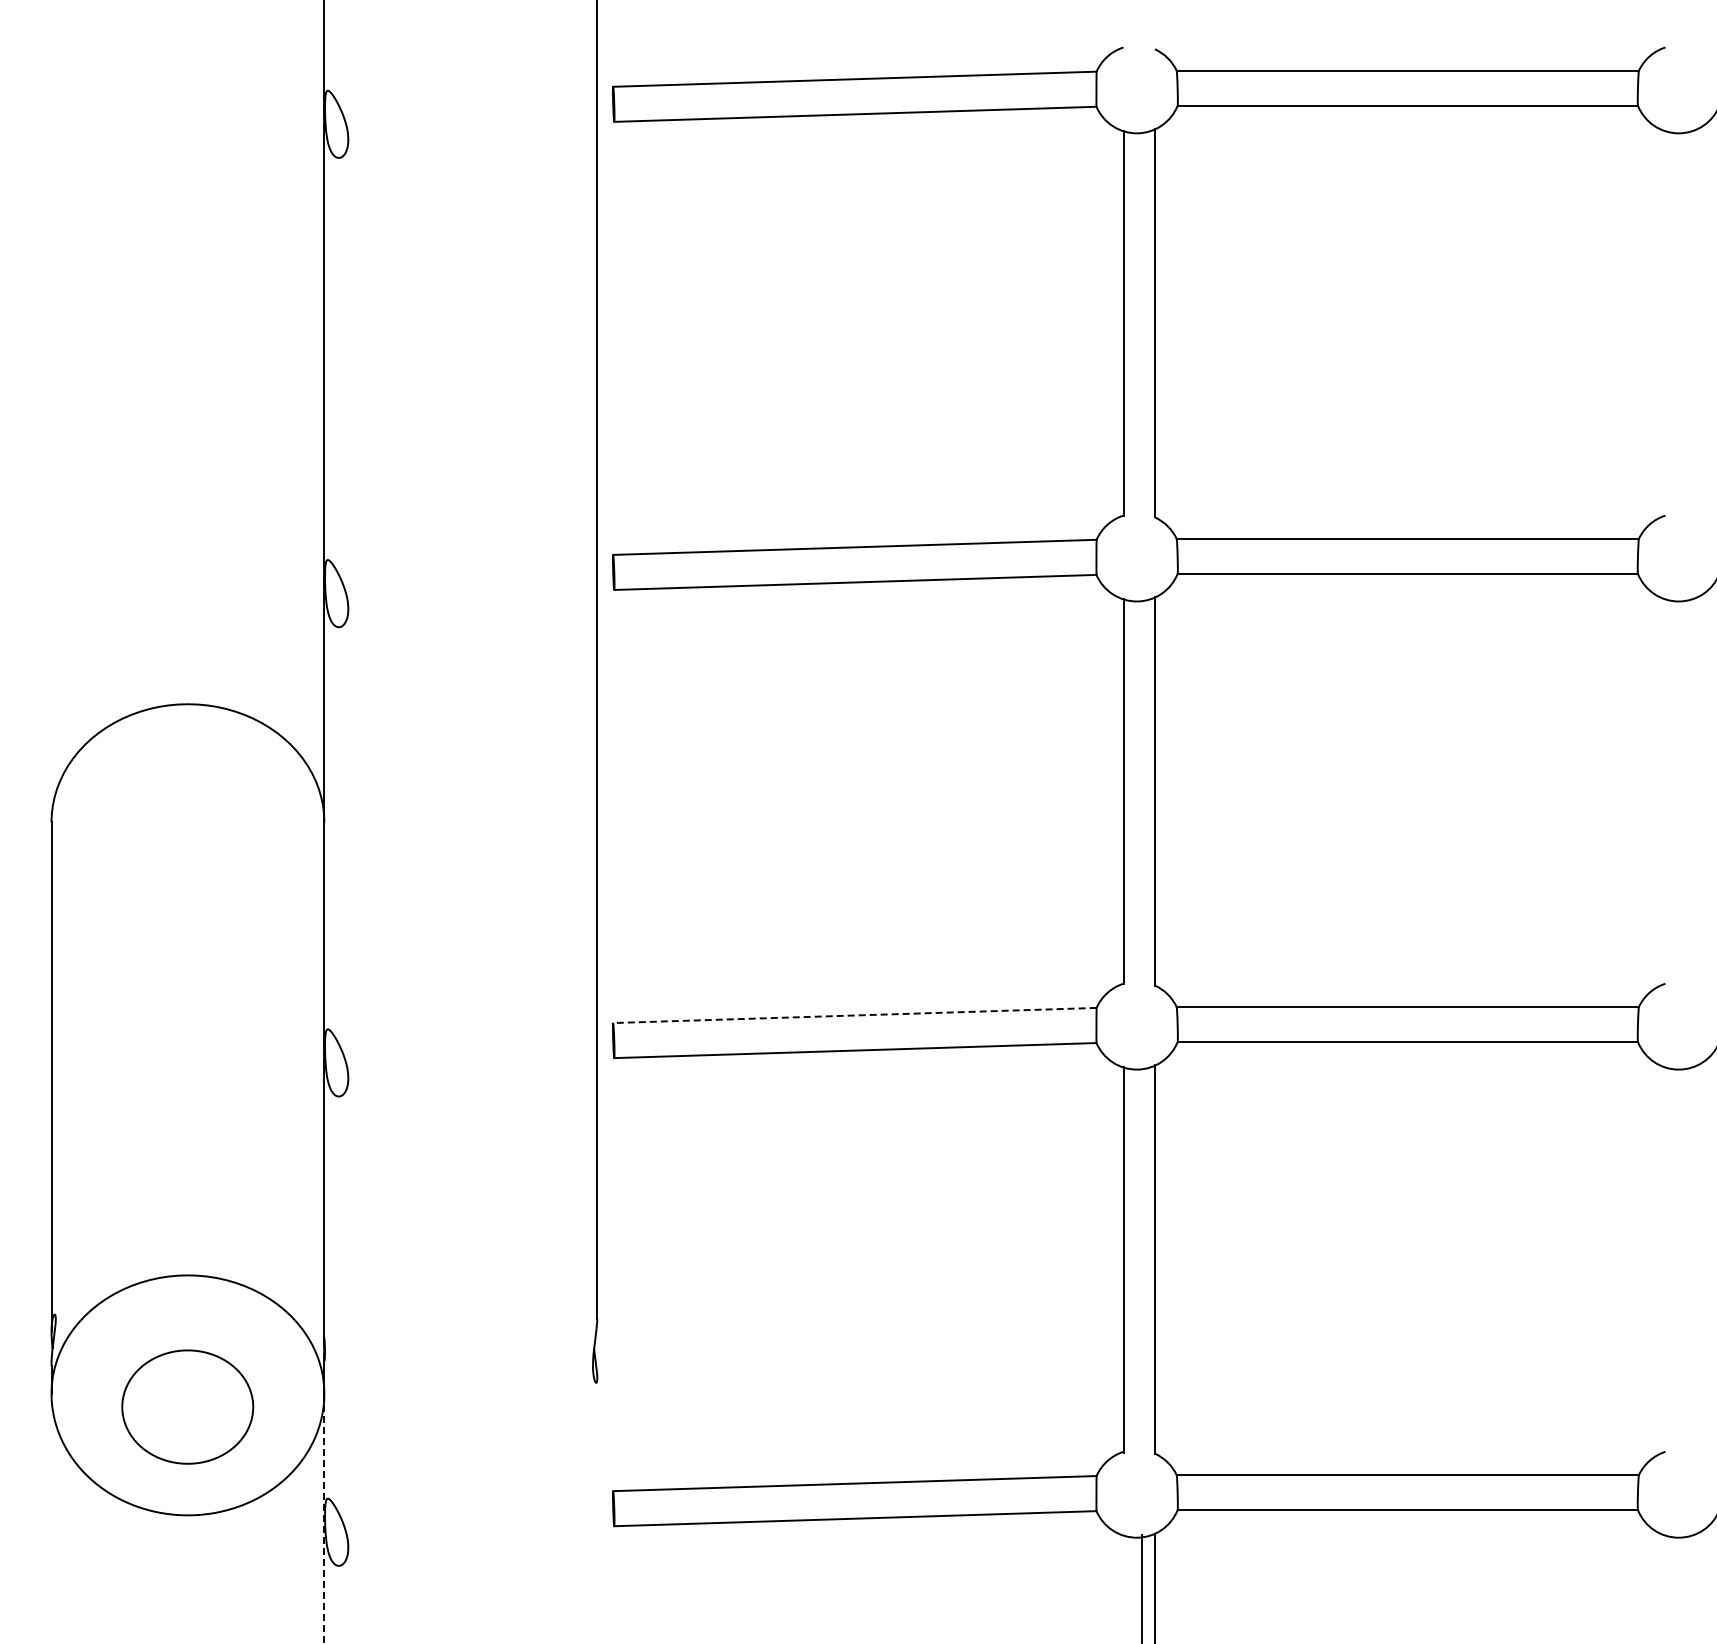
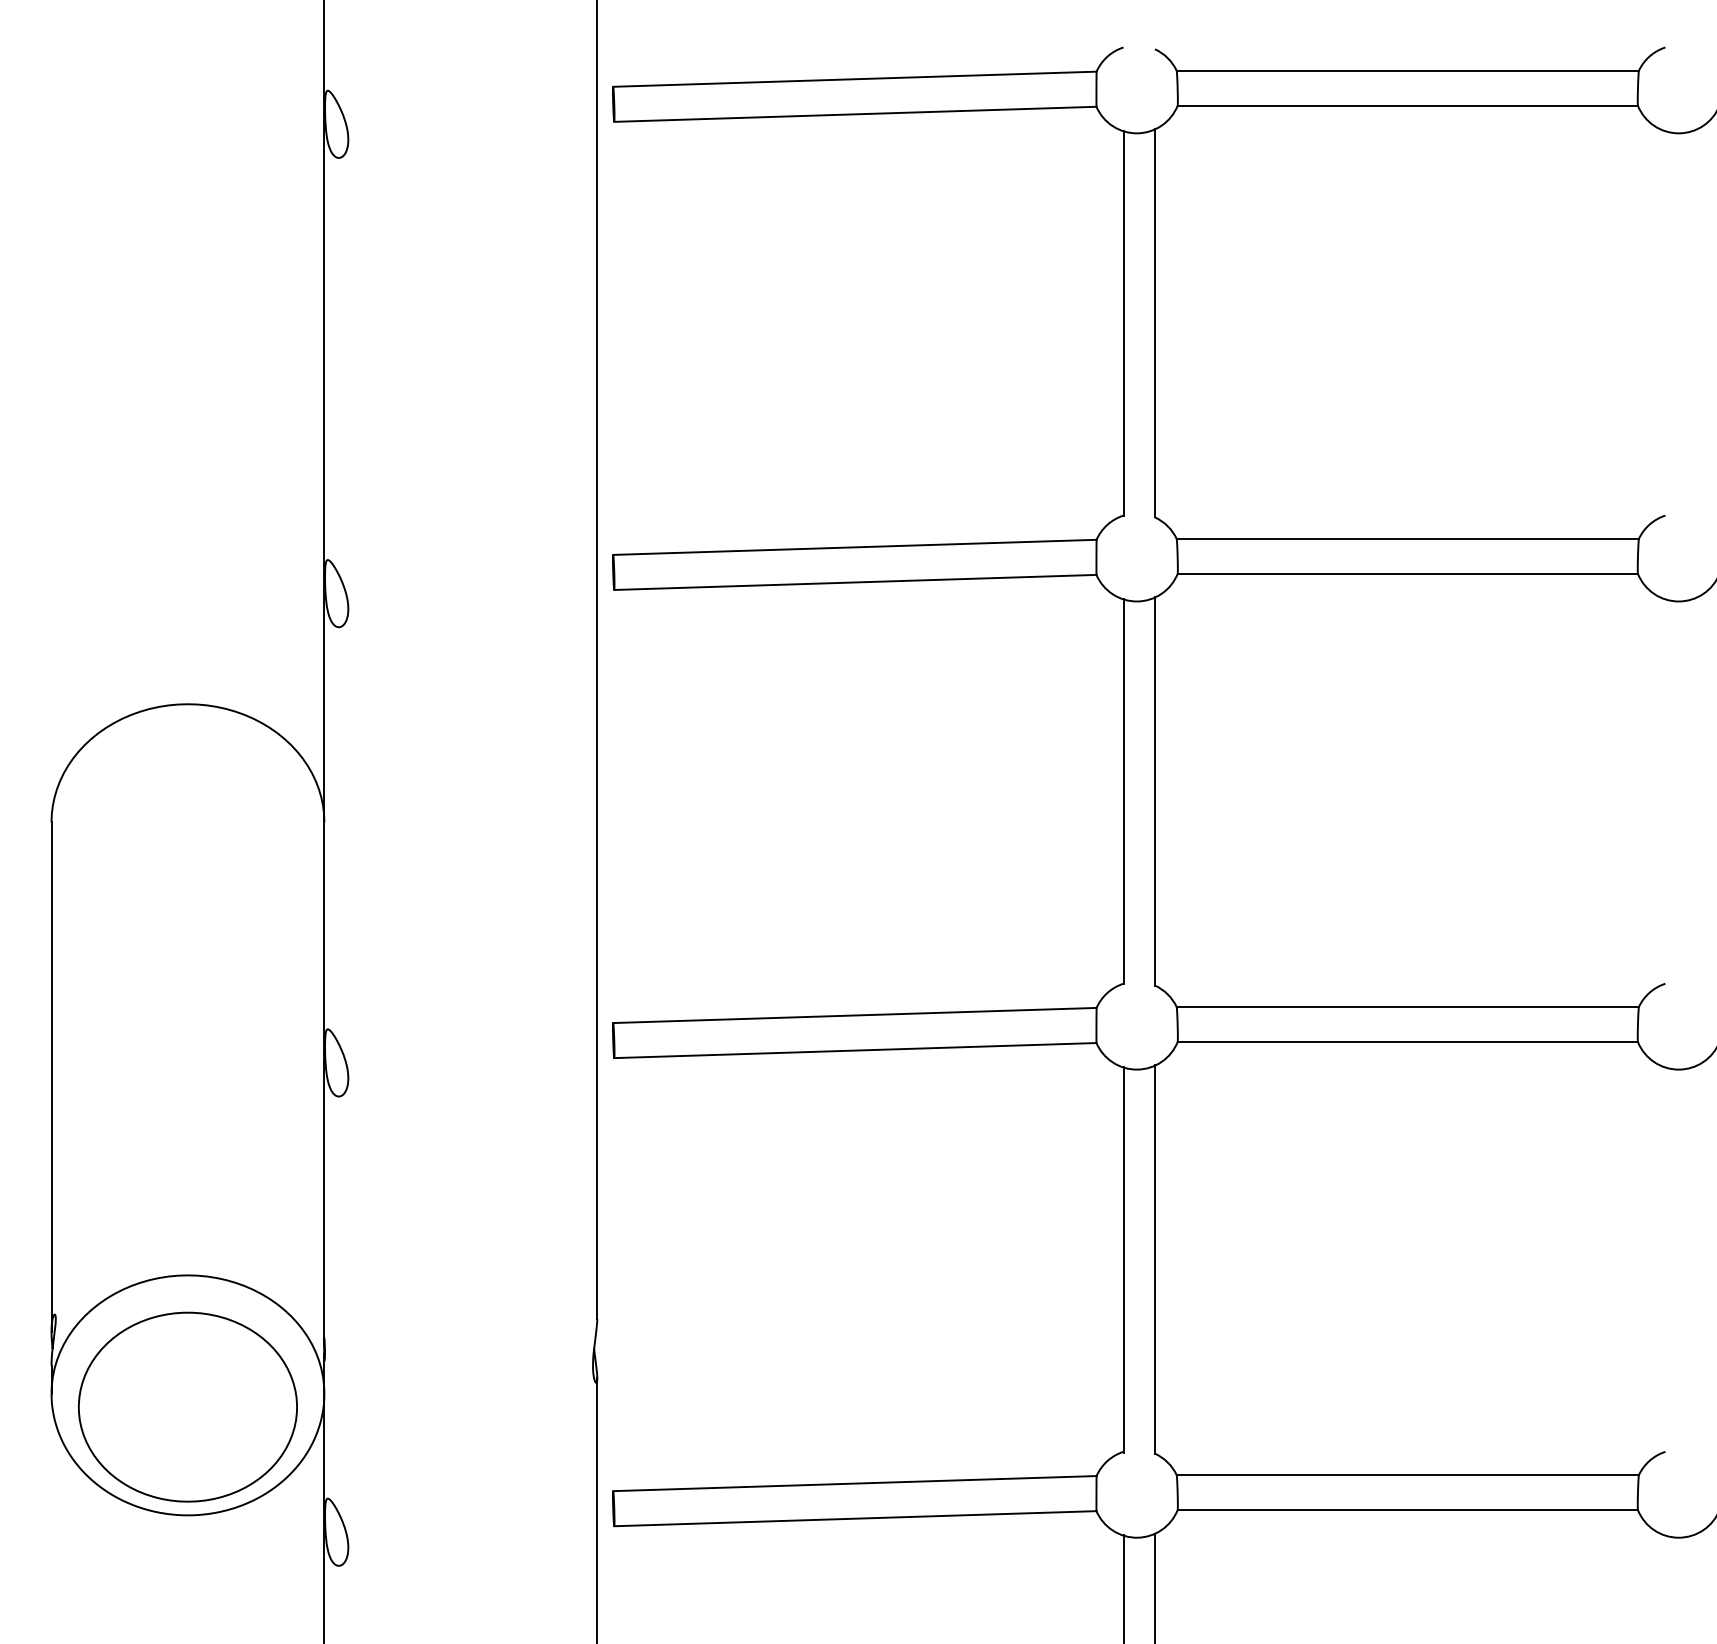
line: dashed -> solid (854, 1015)
part size: 134x116 px -> 221x192 px (187, 1406)
line: none -> present (597, 1509)
line: dashed -> solid (324, 1518)
line position: (1141, 1587) -> (1123, 1587) (1123, 1587)
